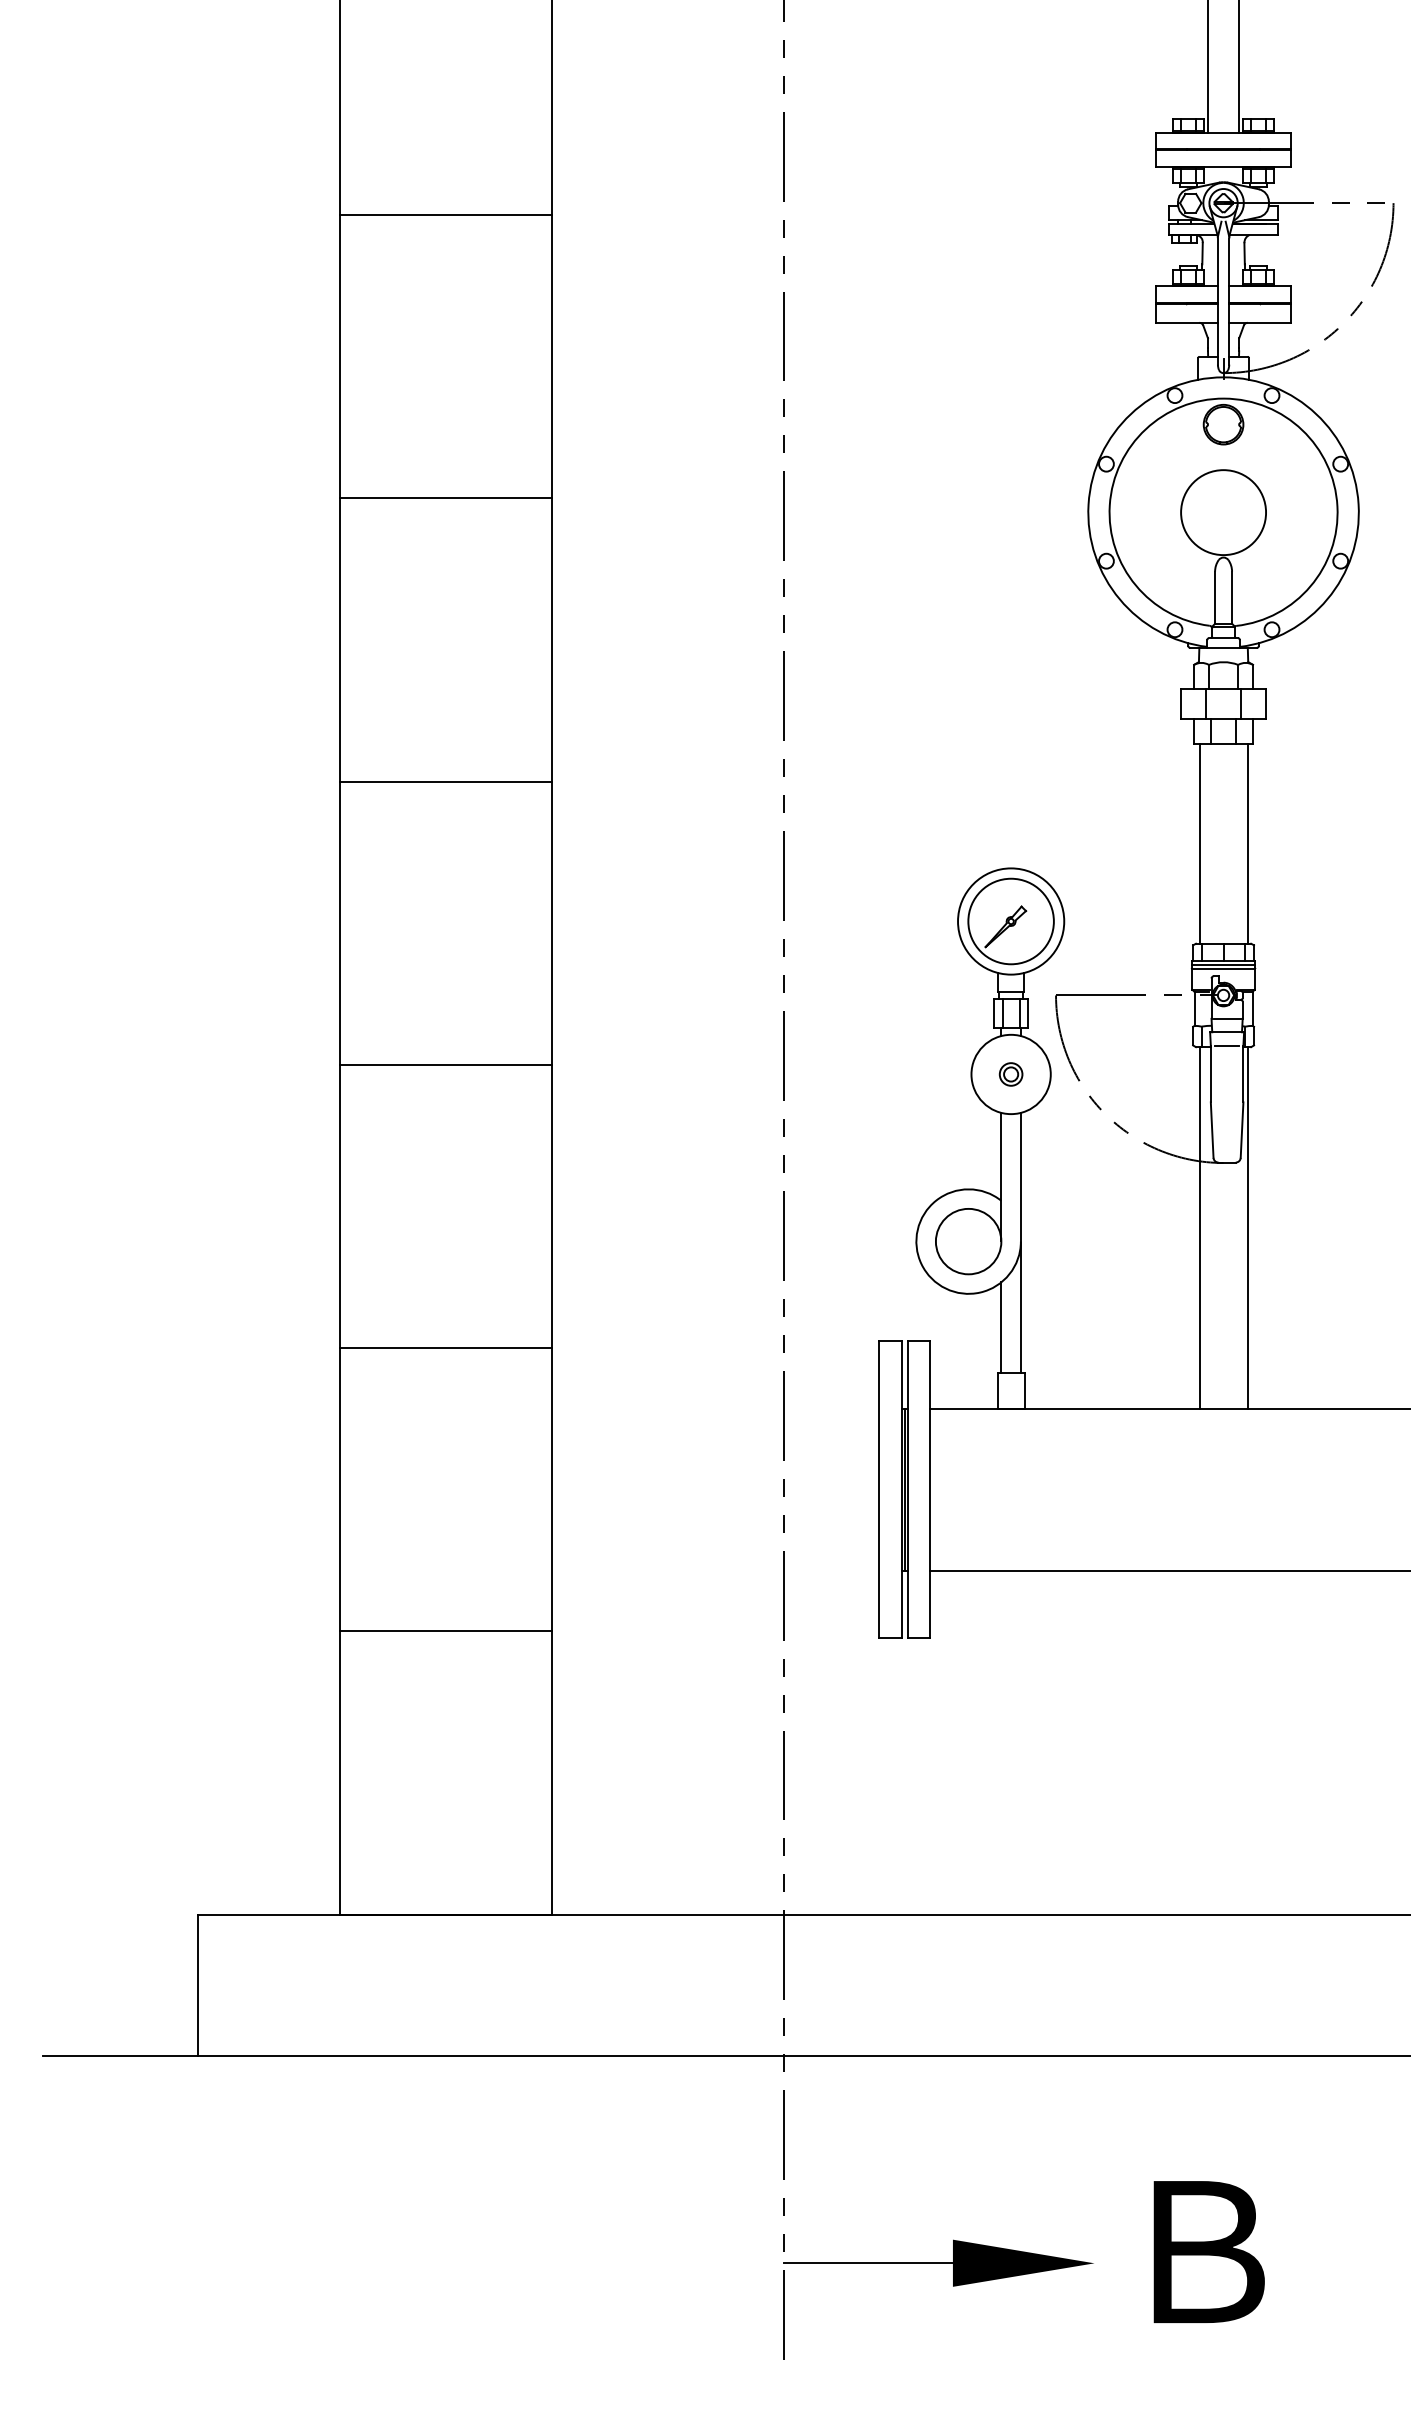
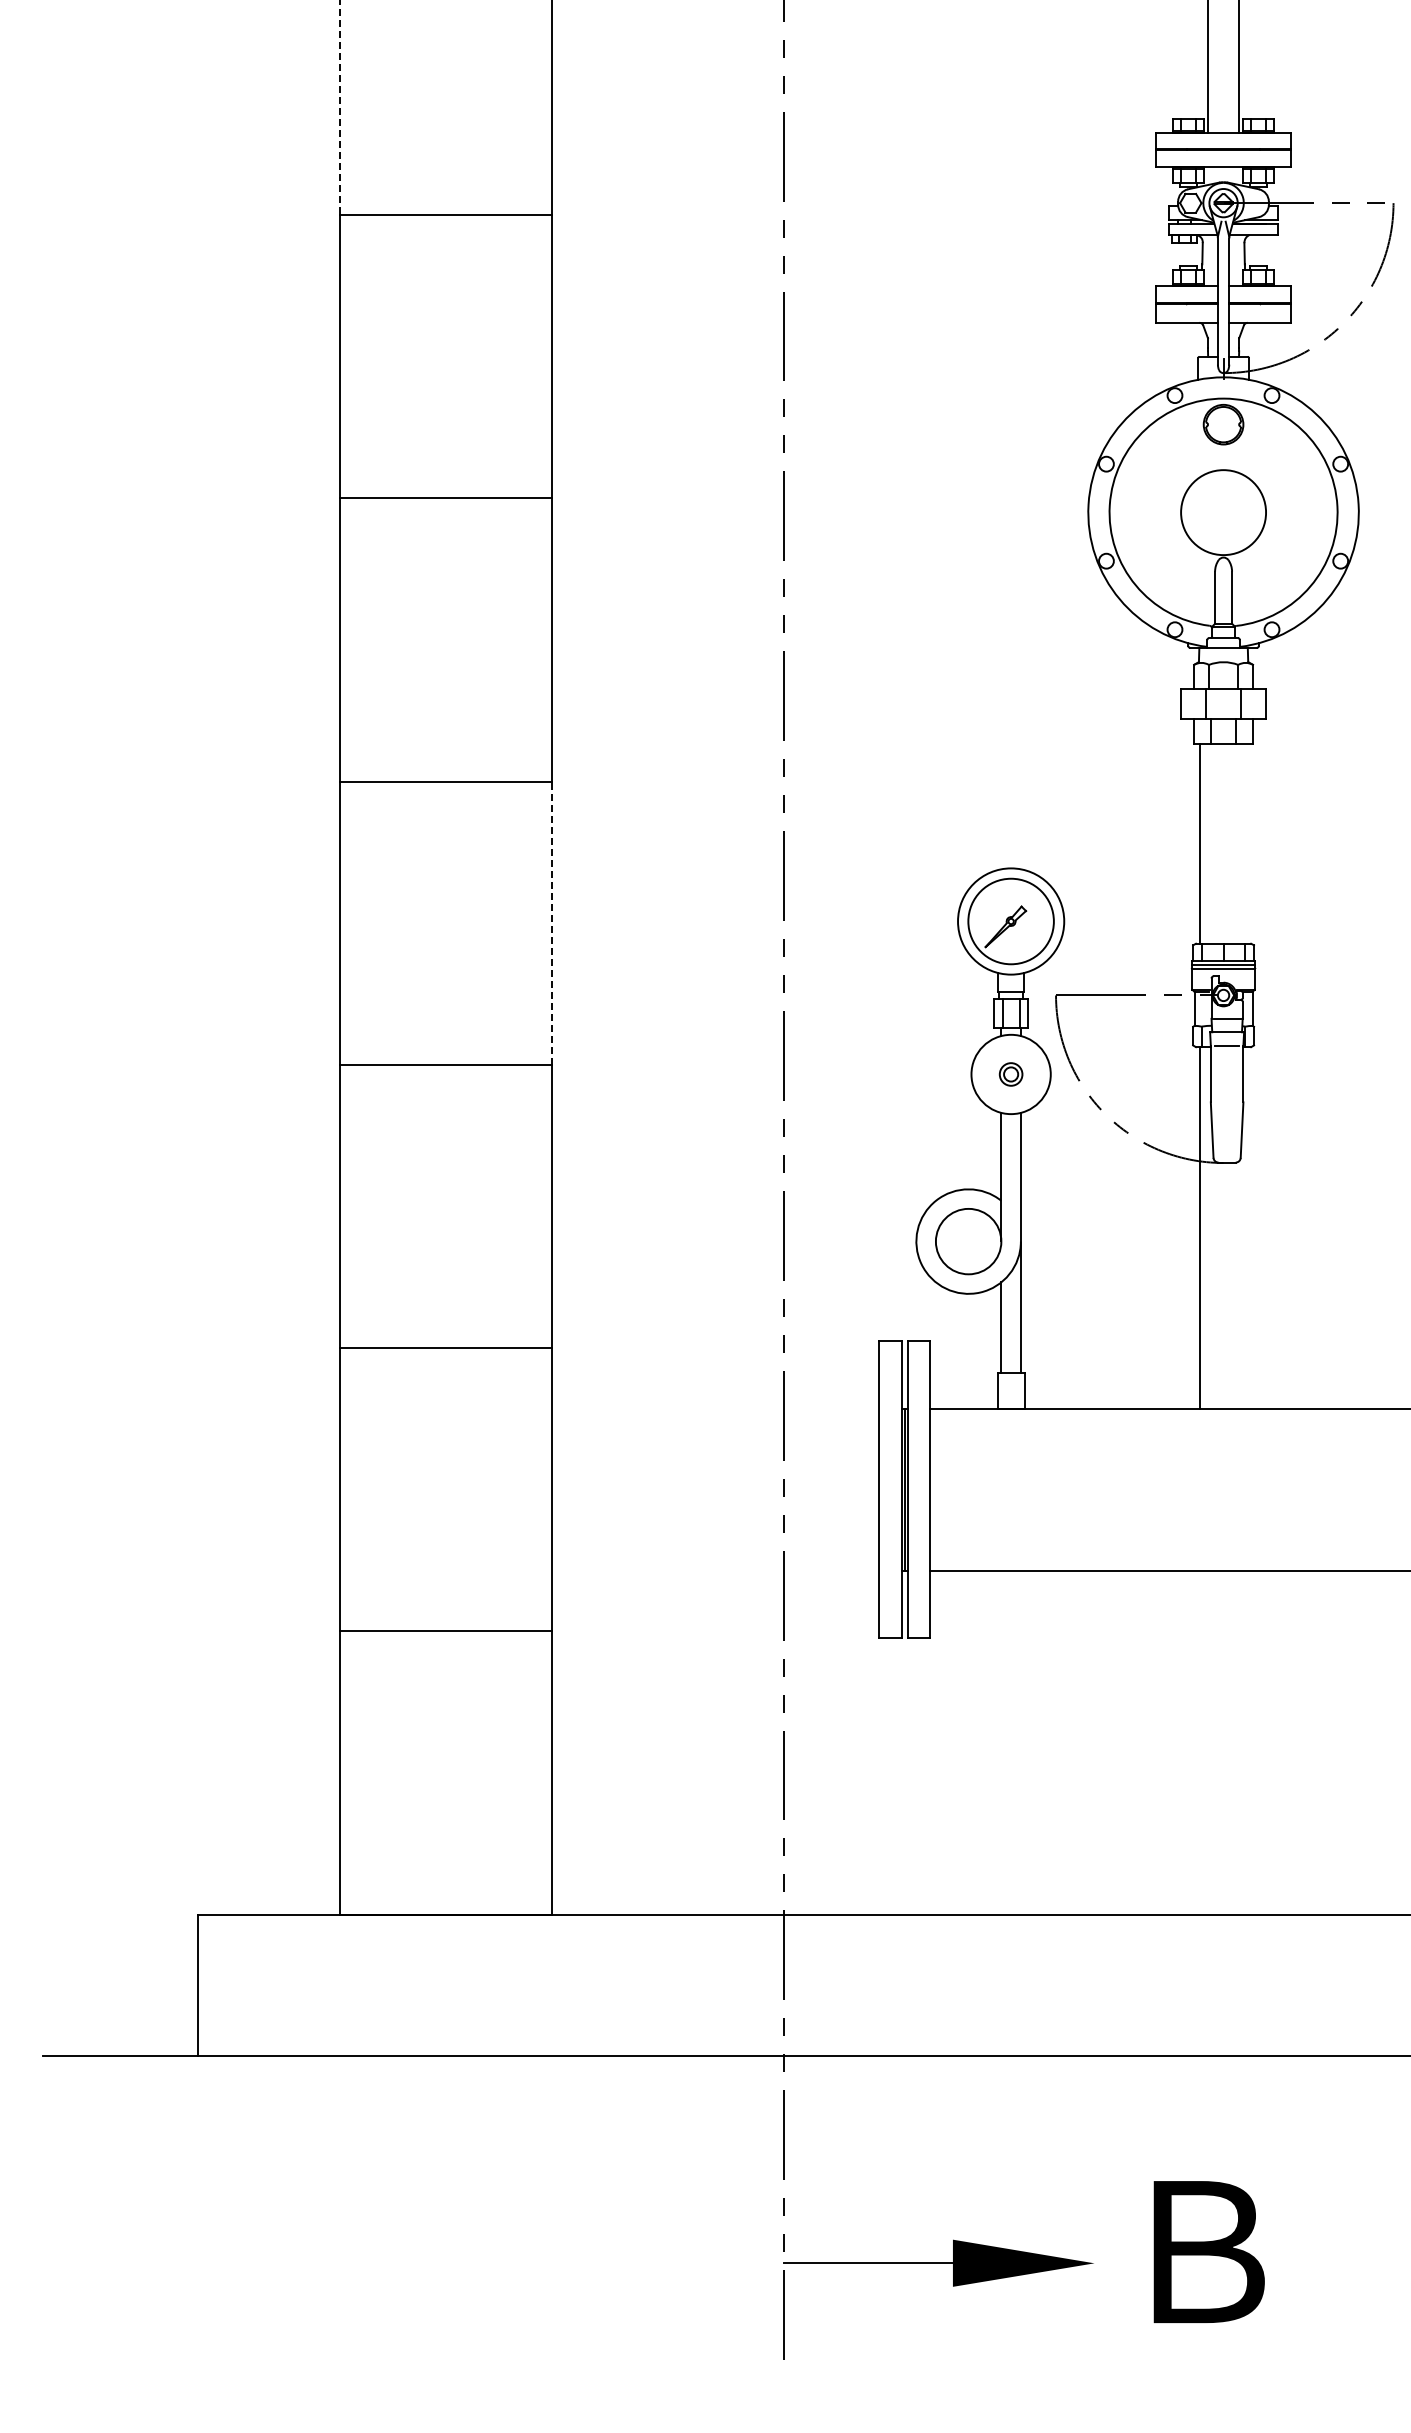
line: solid -> dashed (339, 108)
line: present -> none (1247, 843)
line: solid -> dashed (552, 923)
line: present -> none (1247, 1227)
